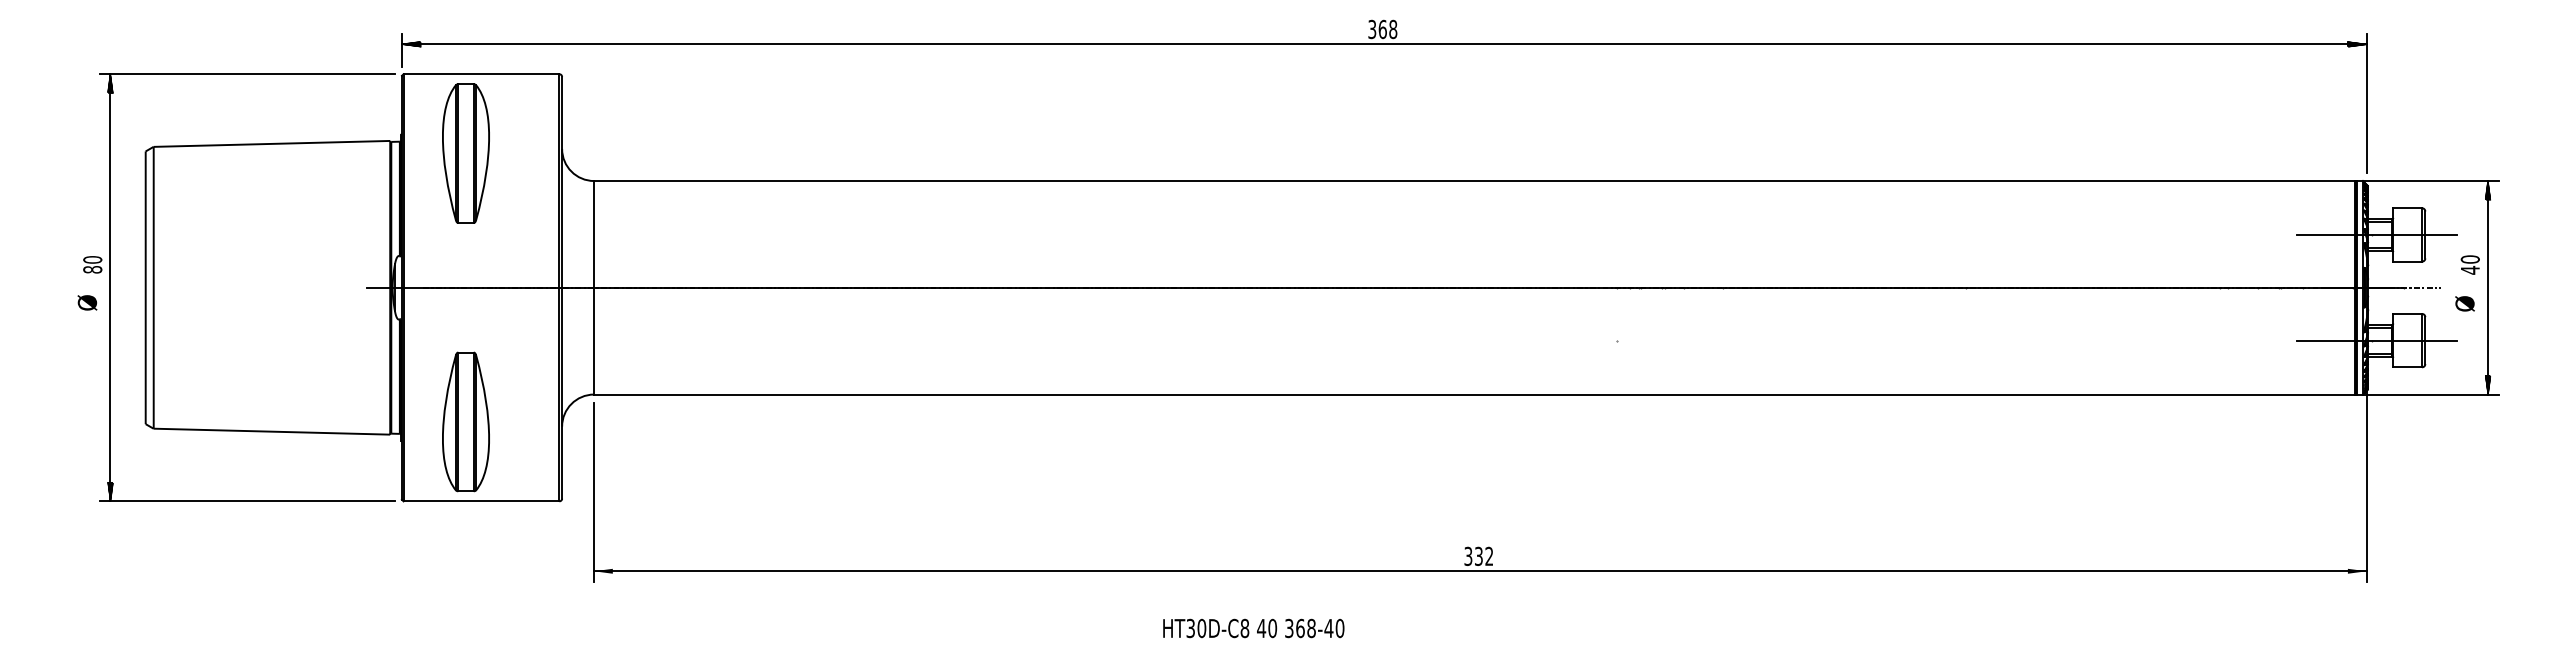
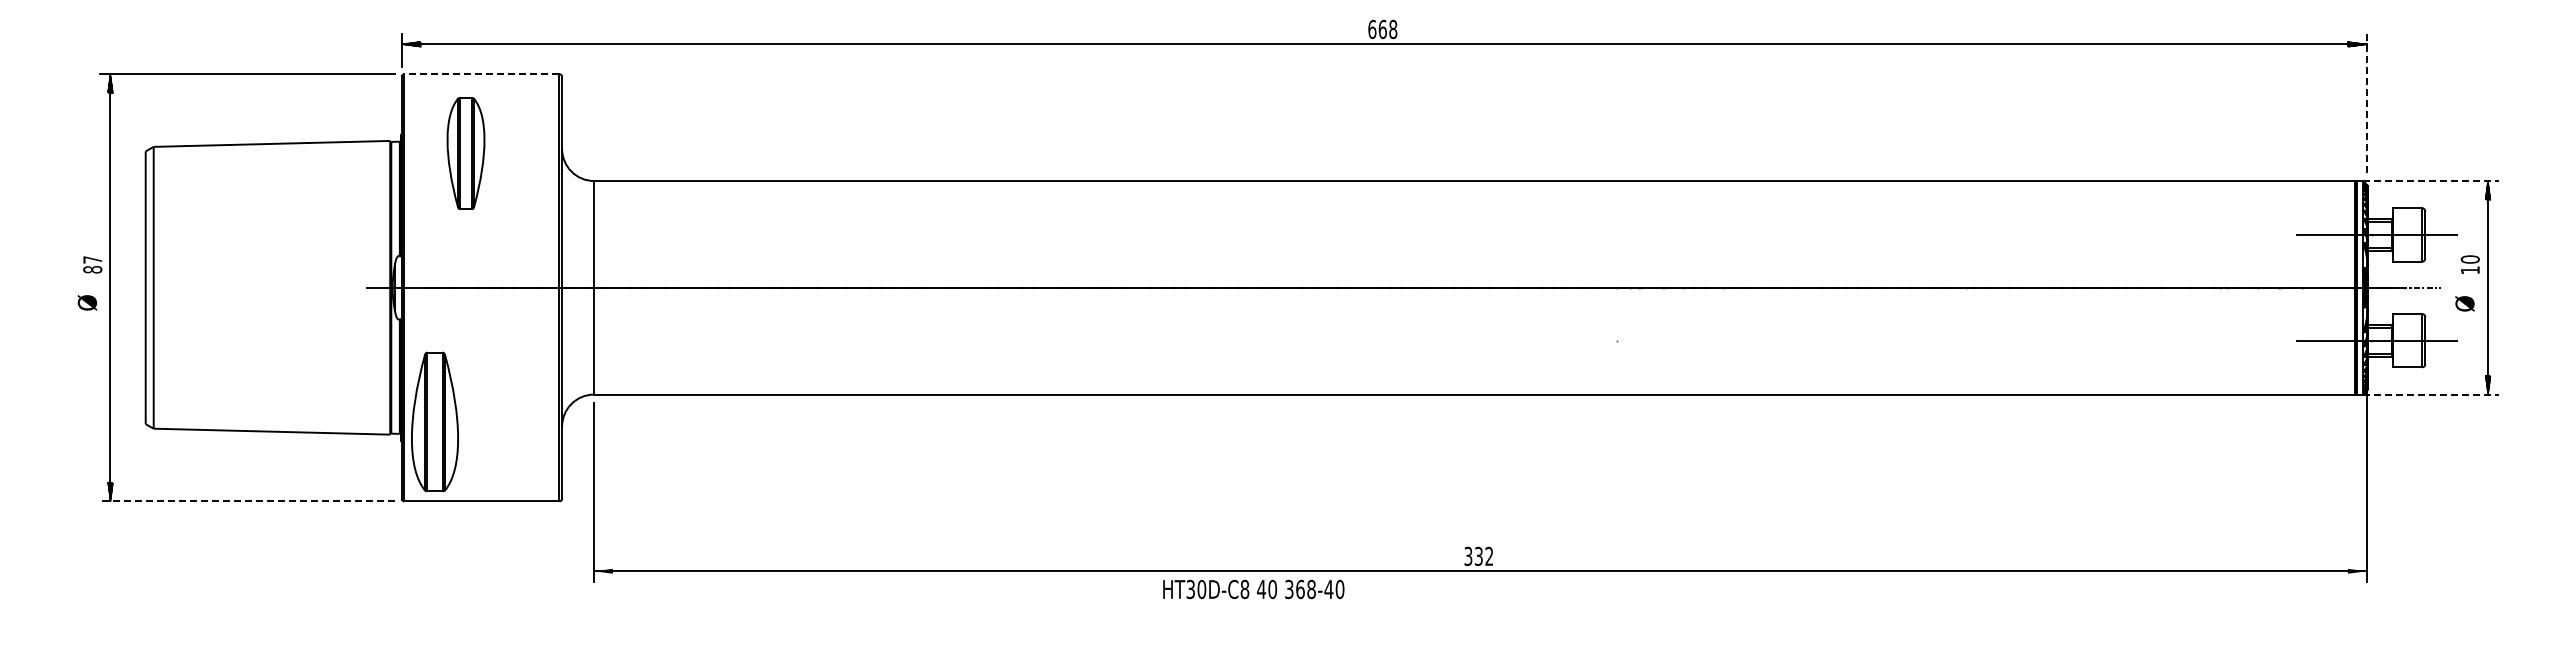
text: 368 -> 668 (1372, 29)
line: solid -> dashed (481, 74)
line: solid -> dashed (2366, 102)
part size: 48x141 px -> 40x113 px (465, 153)
line: solid -> dashed (2431, 181)
text: 80 -> 87 (92, 259)
text: 40 -> 10 (2470, 269)
line: solid -> dashed (2431, 394)
part position: (465, 421) -> (434, 421) (434, 421)
line: solid -> dashed (247, 501)
text position: (1253, 628) -> (1253, 589) (1253, 589)
